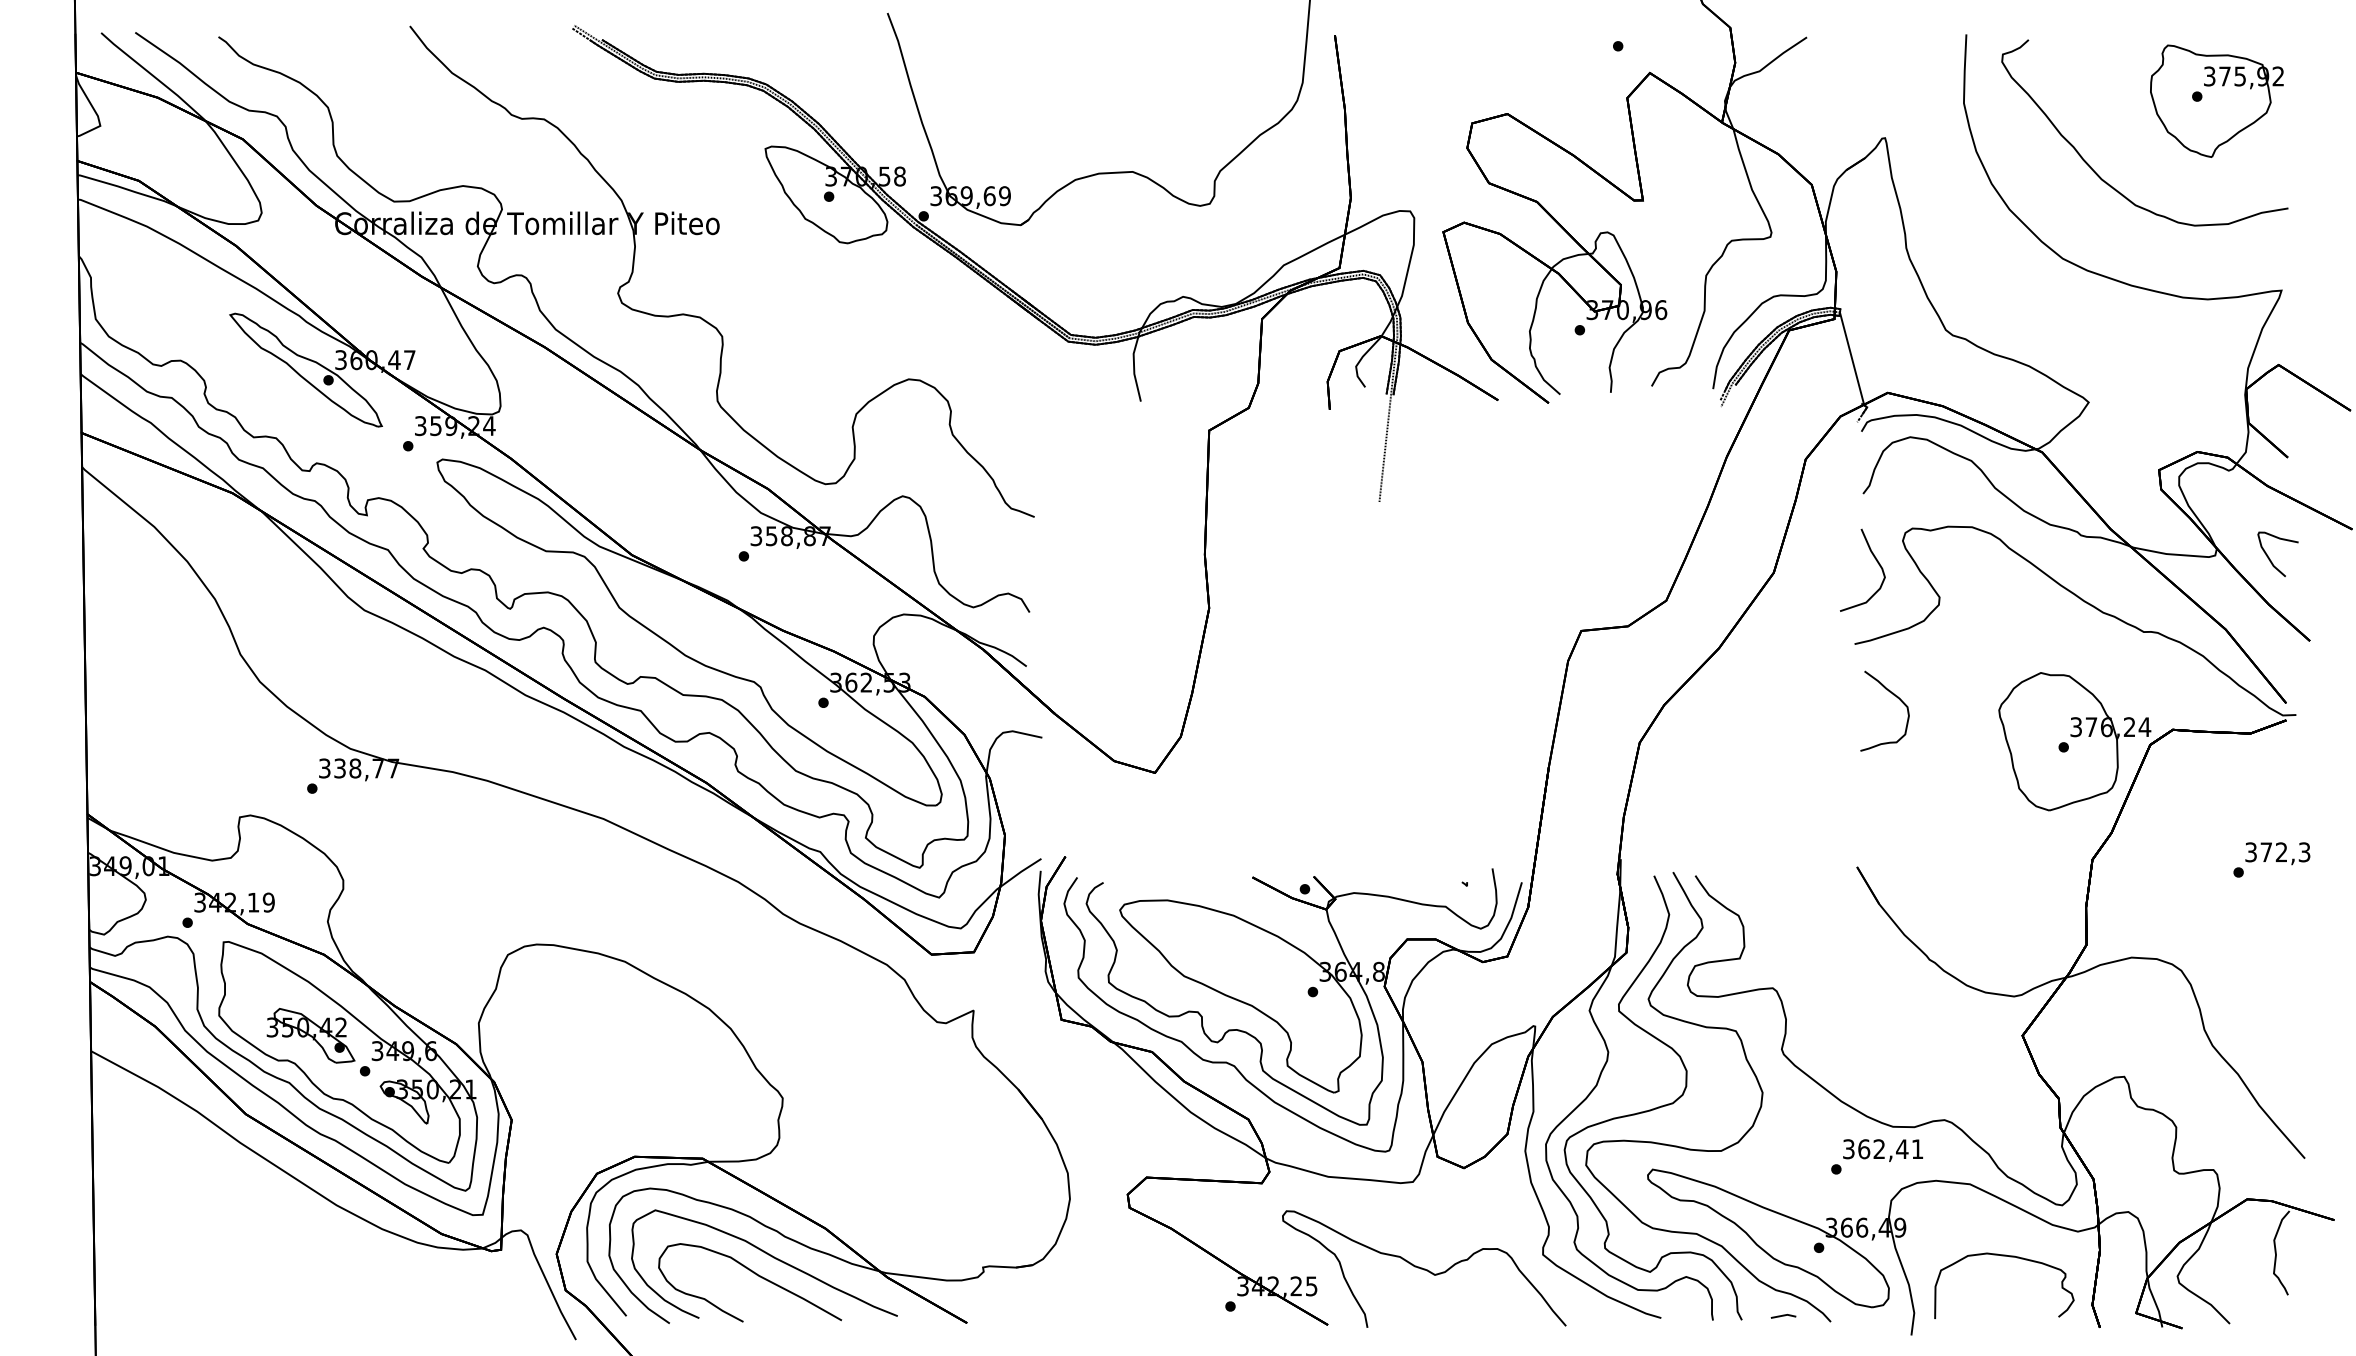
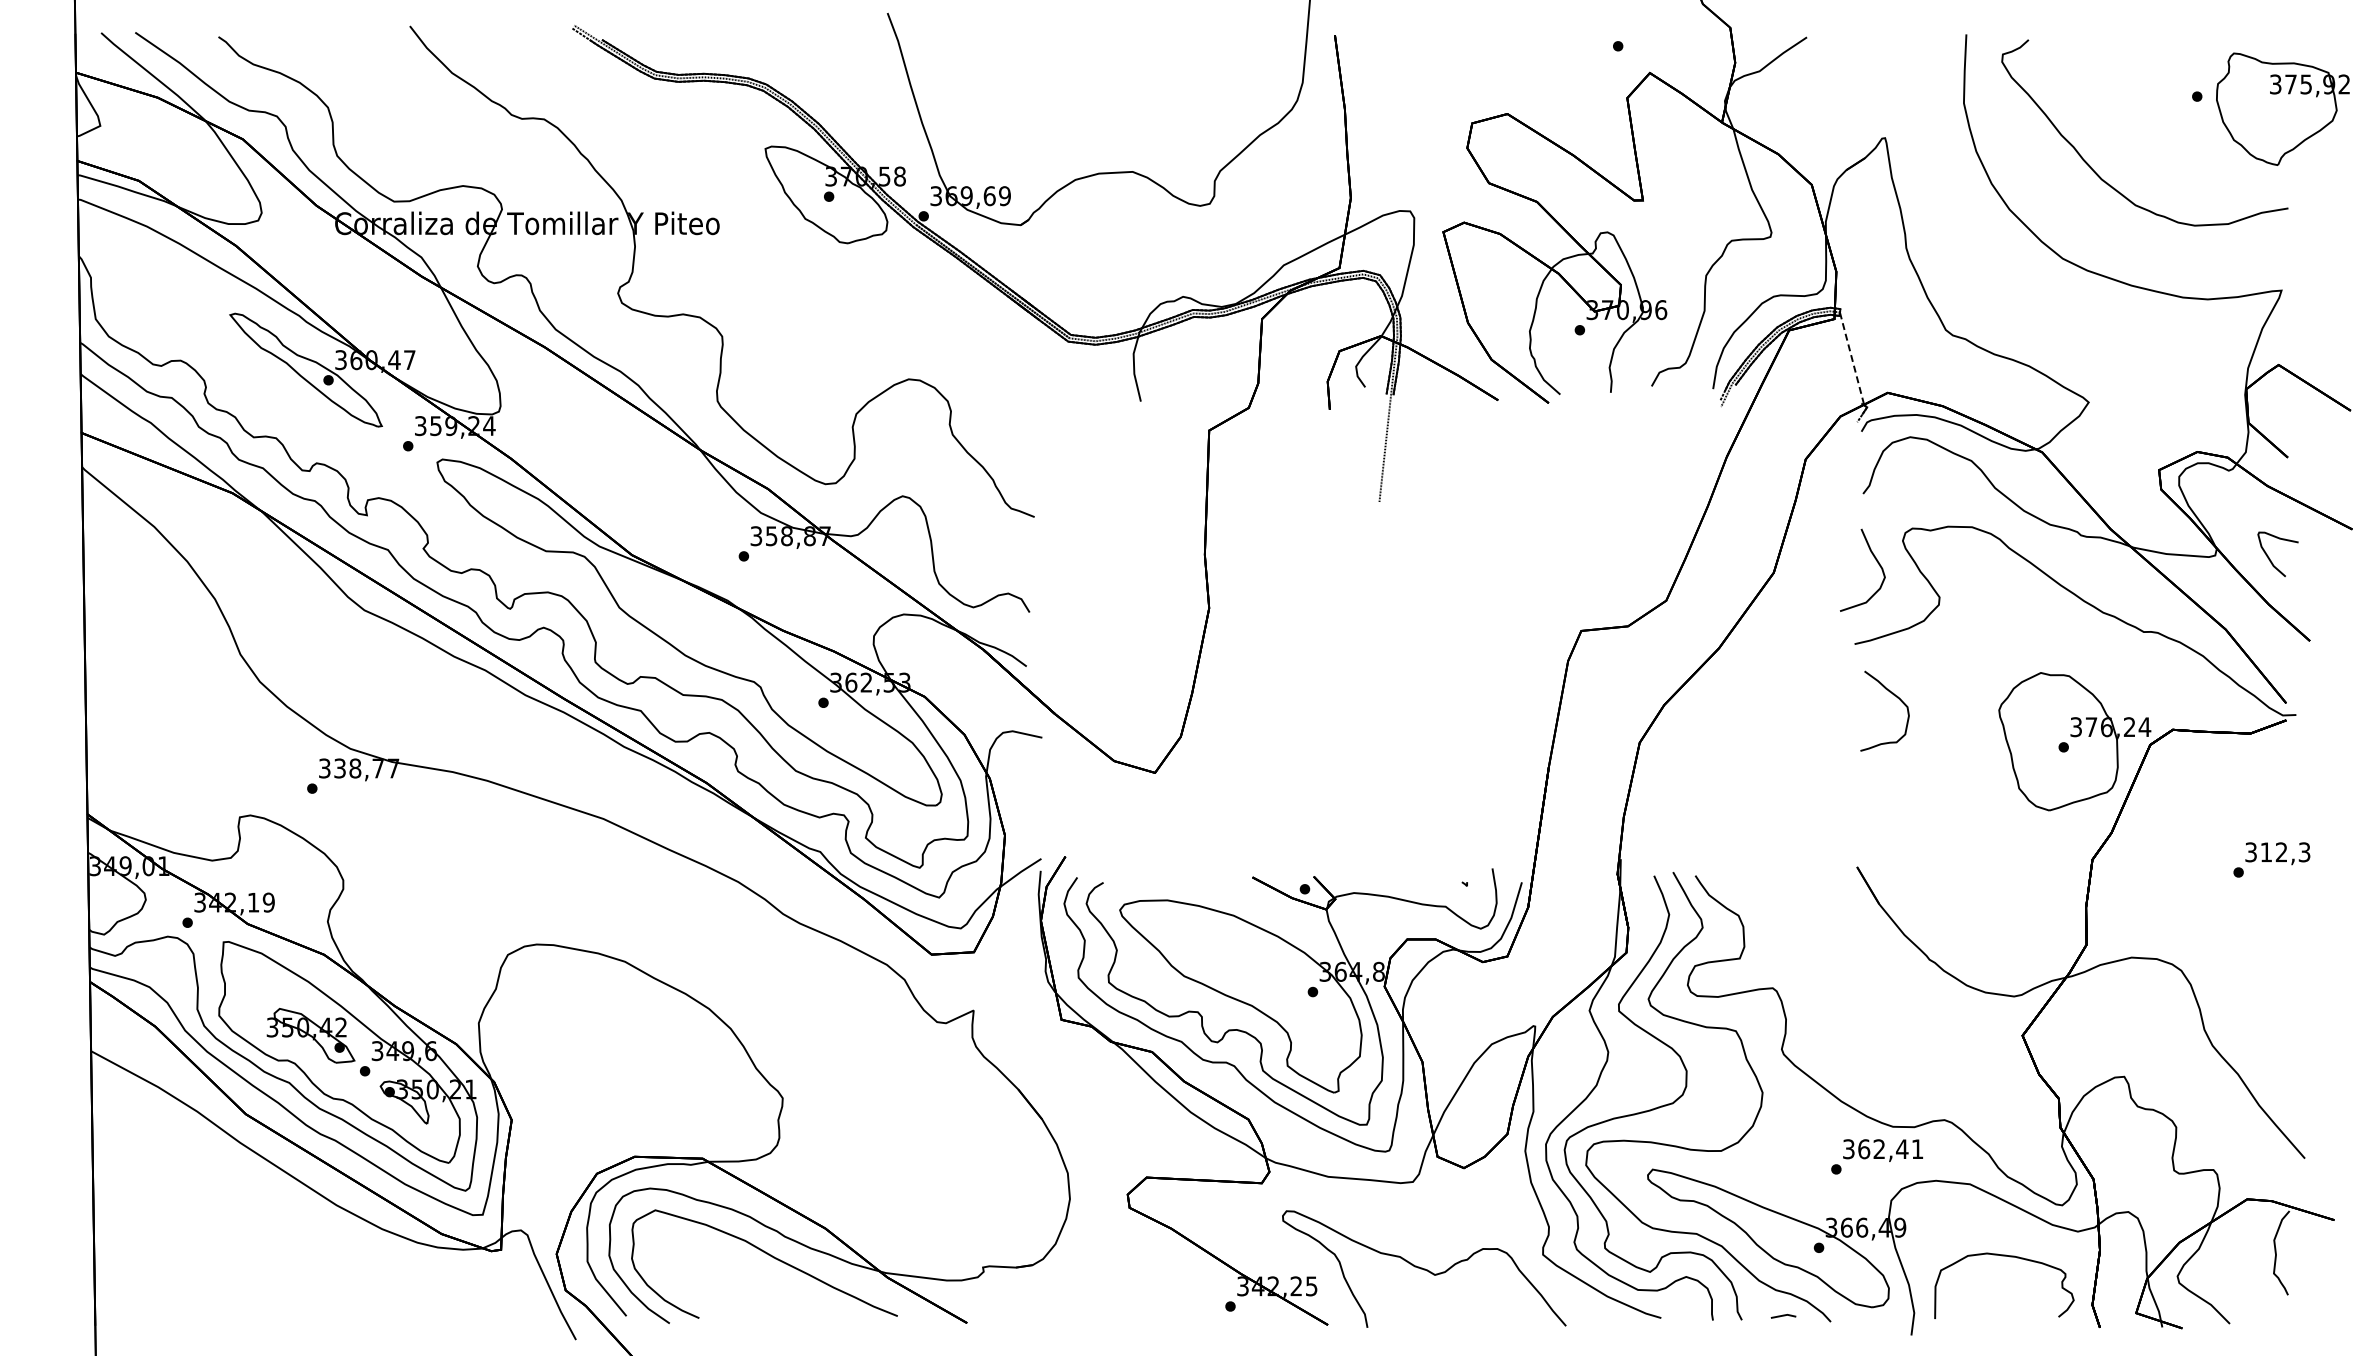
part position: (2216, 100) -> (2282, 108) (2282, 108)
line: solid -> dashed (1852, 358)
text: 372,3 -> 312,3 (2265, 851)
curve: present -> none (756, 1275)
